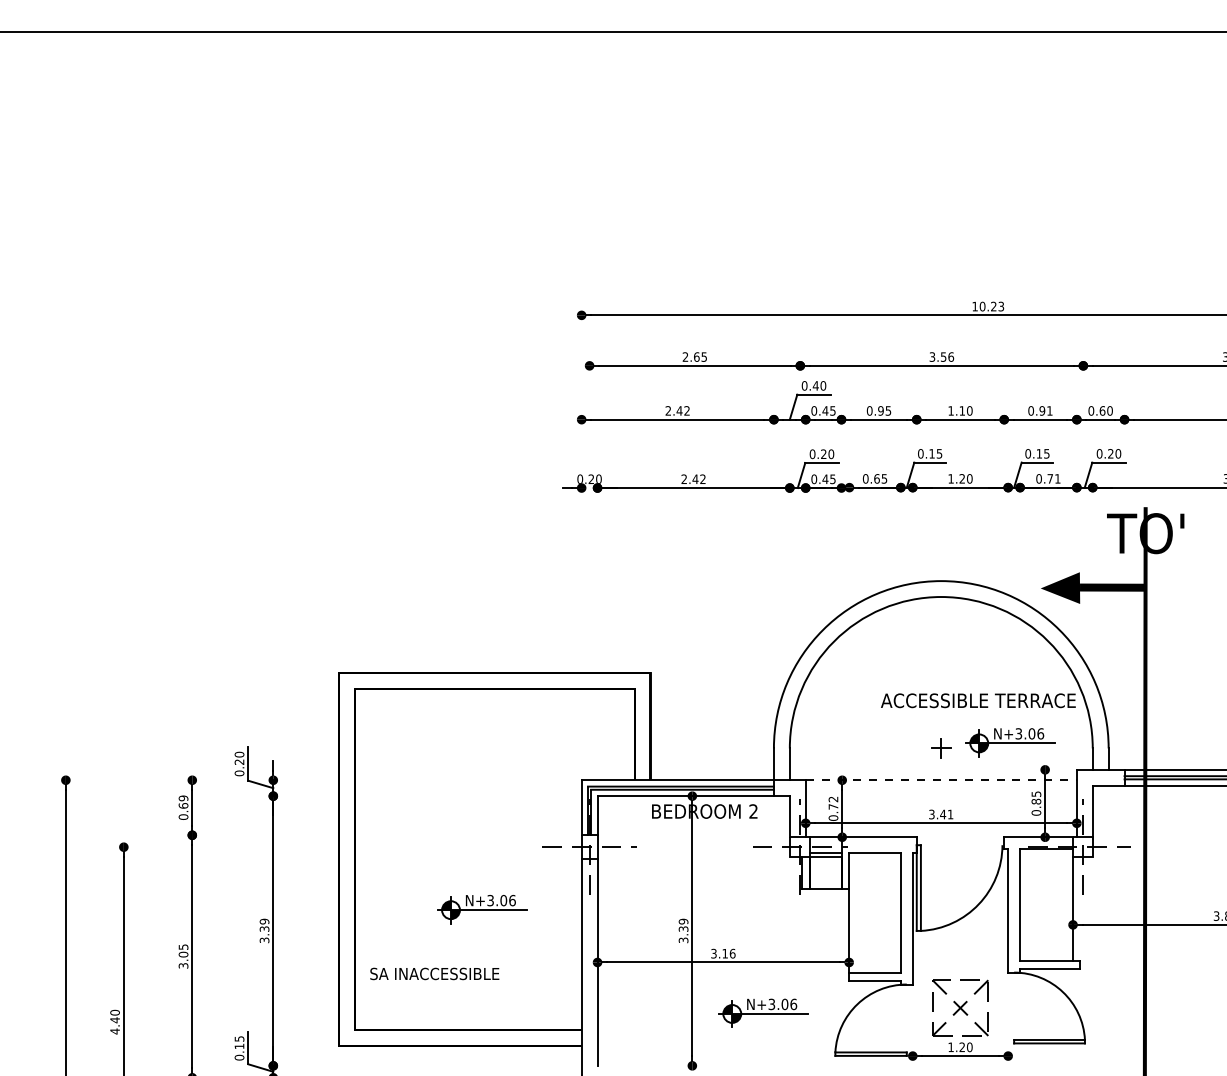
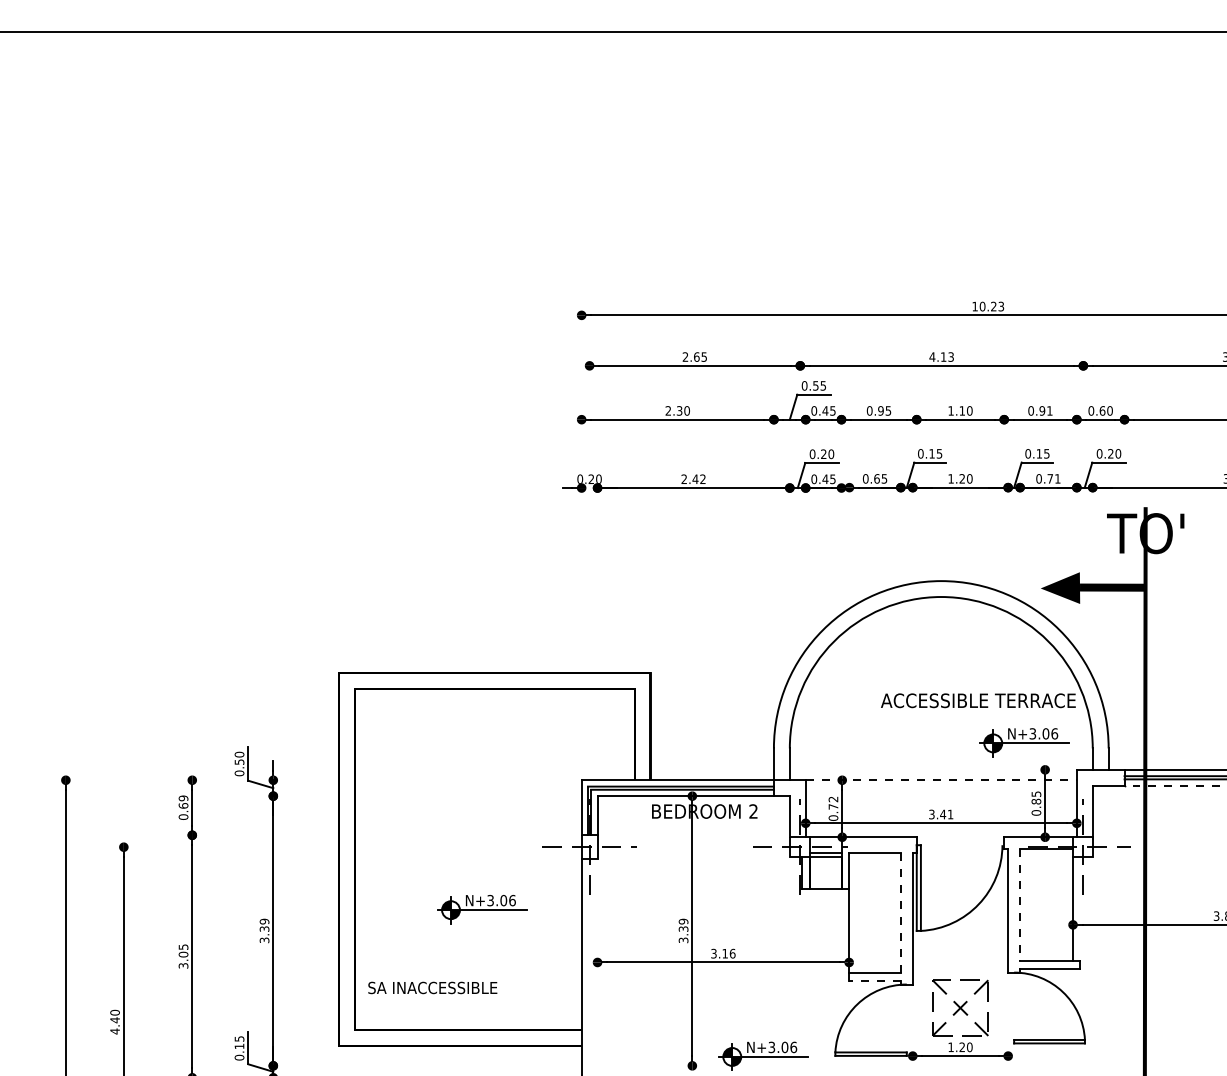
text: 3.56 -> 4.13 (941, 356)
text: 0.40 -> 0.55 (819, 385)
text: 2.42 -> 2.30 (682, 410)
part position: (1010, 742) -> (1024, 742) (1024, 742)
part: present -> none (941, 748)
text: 0.20 -> 0.50 (239, 761)
line: solid -> dashed (1175, 785)
line: solid -> dashed (1020, 904)
line: solid -> dashed (900, 912)
line: present -> none (597, 962)
text position: (434, 973) -> (432, 987) (432, 987)
line: solid -> dashed (875, 980)
part position: (763, 1012) -> (763, 1055) (763, 1055)
